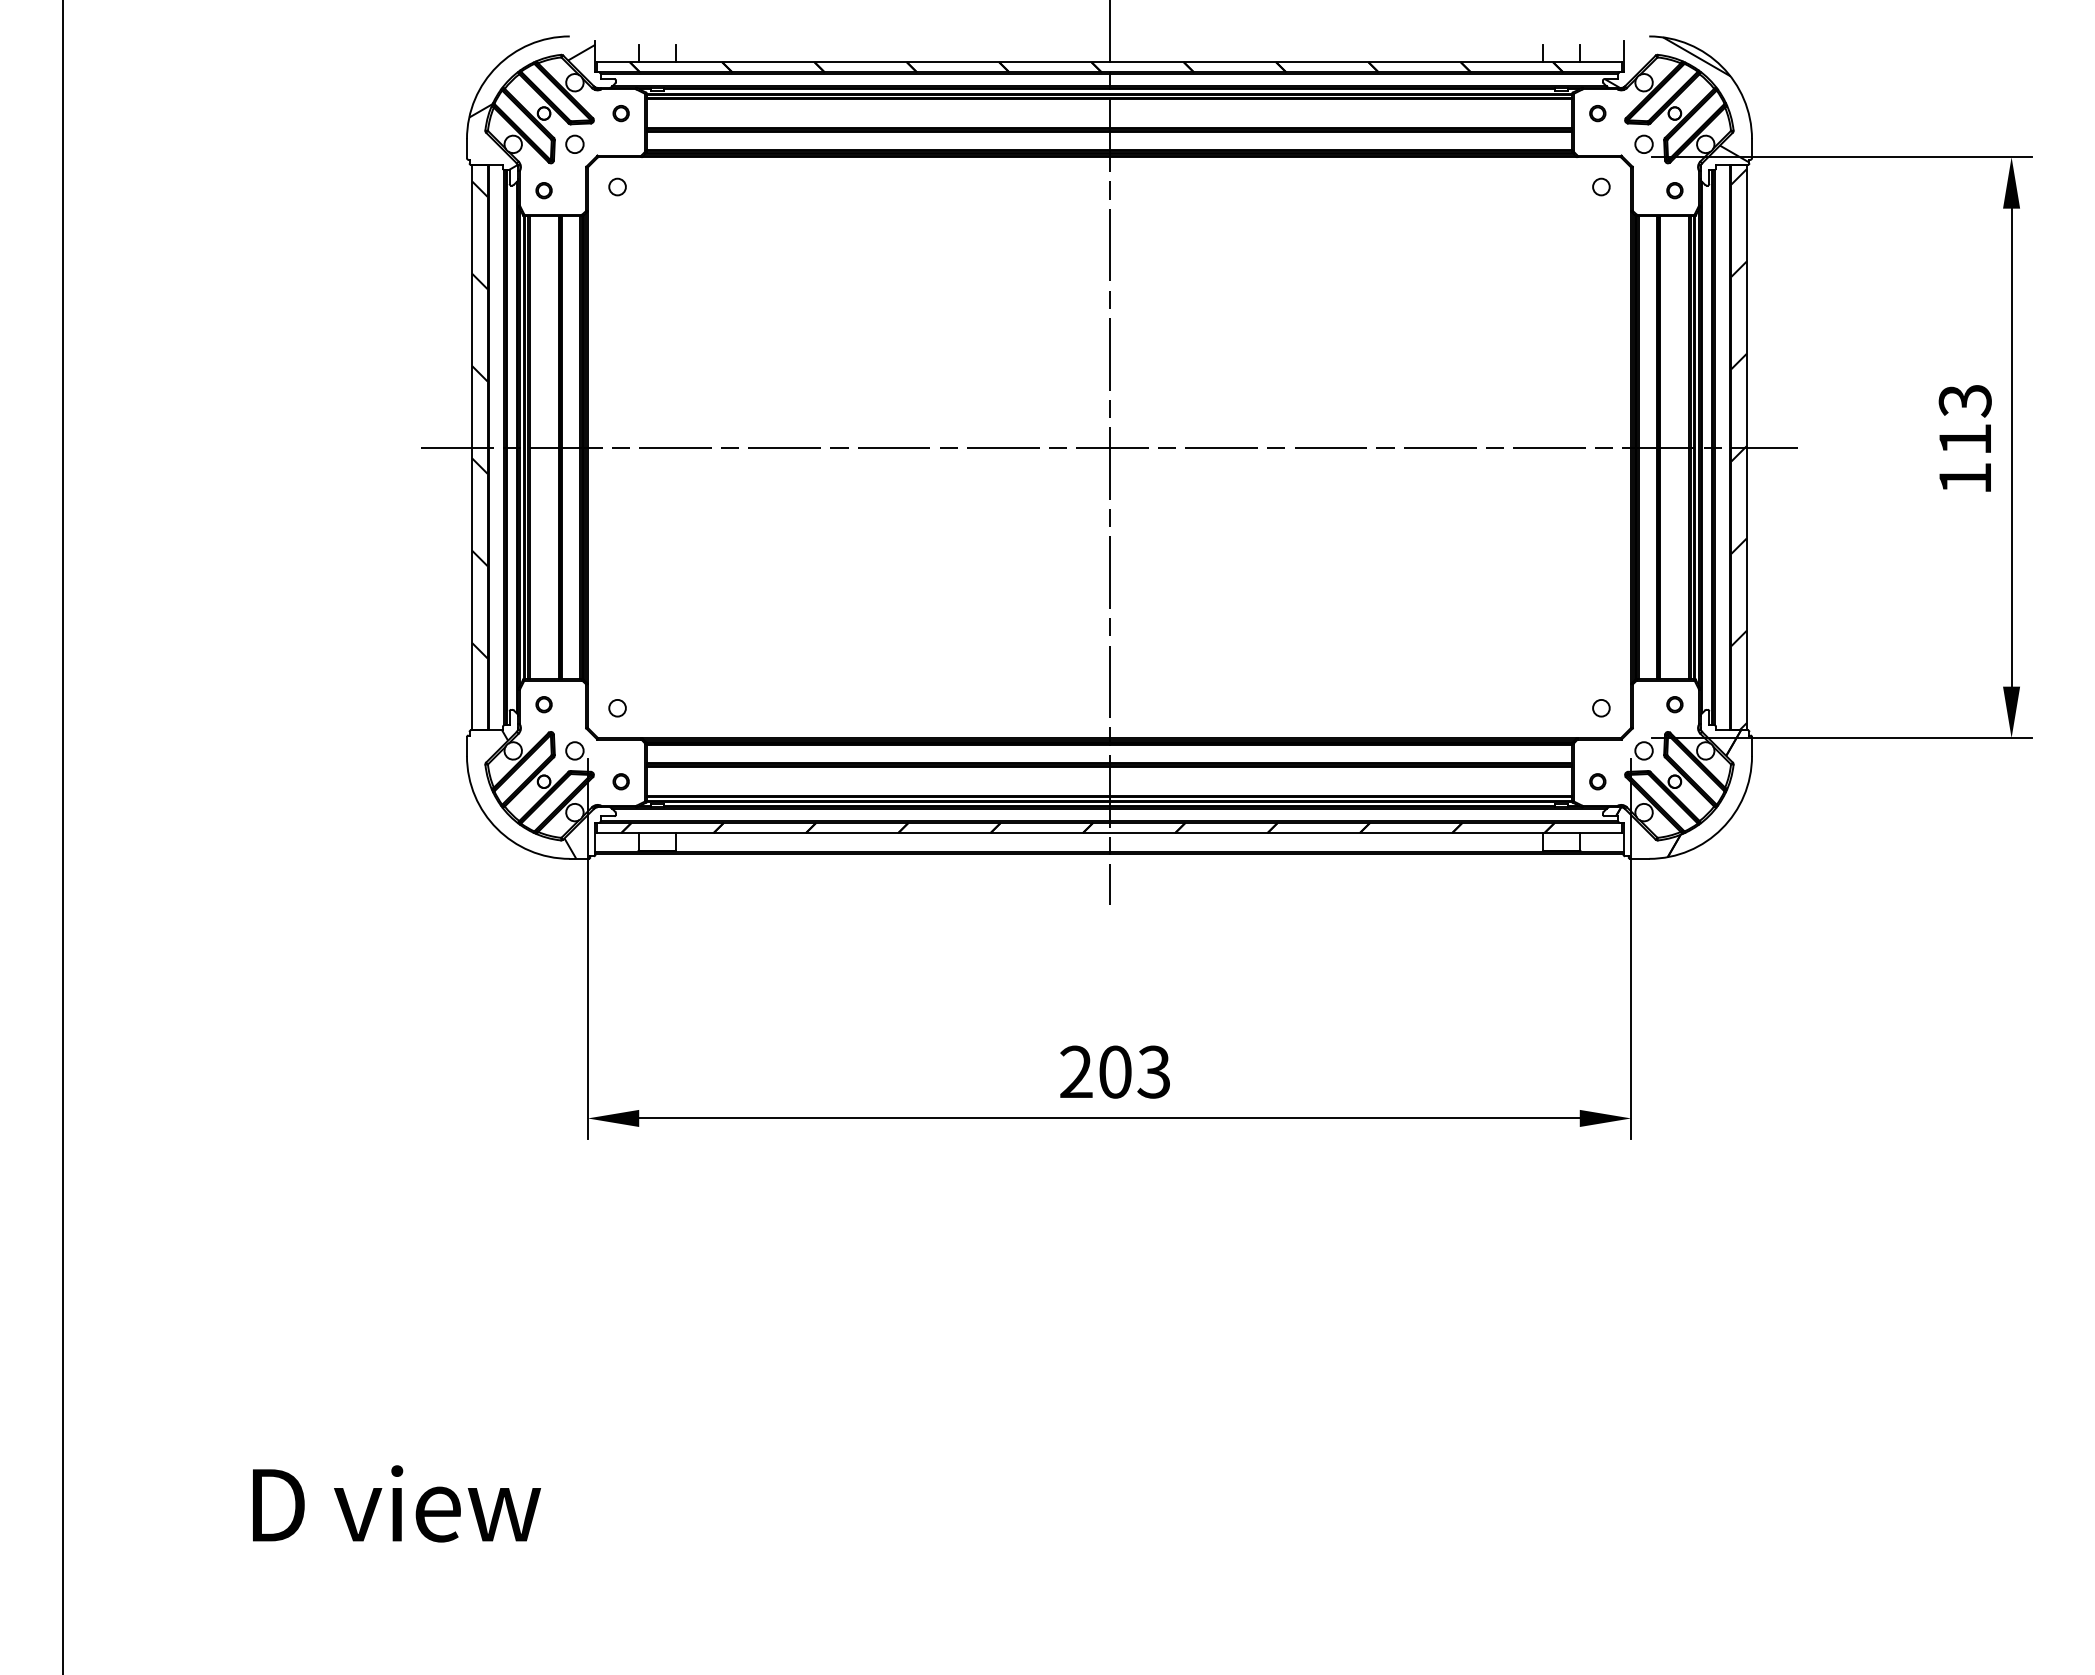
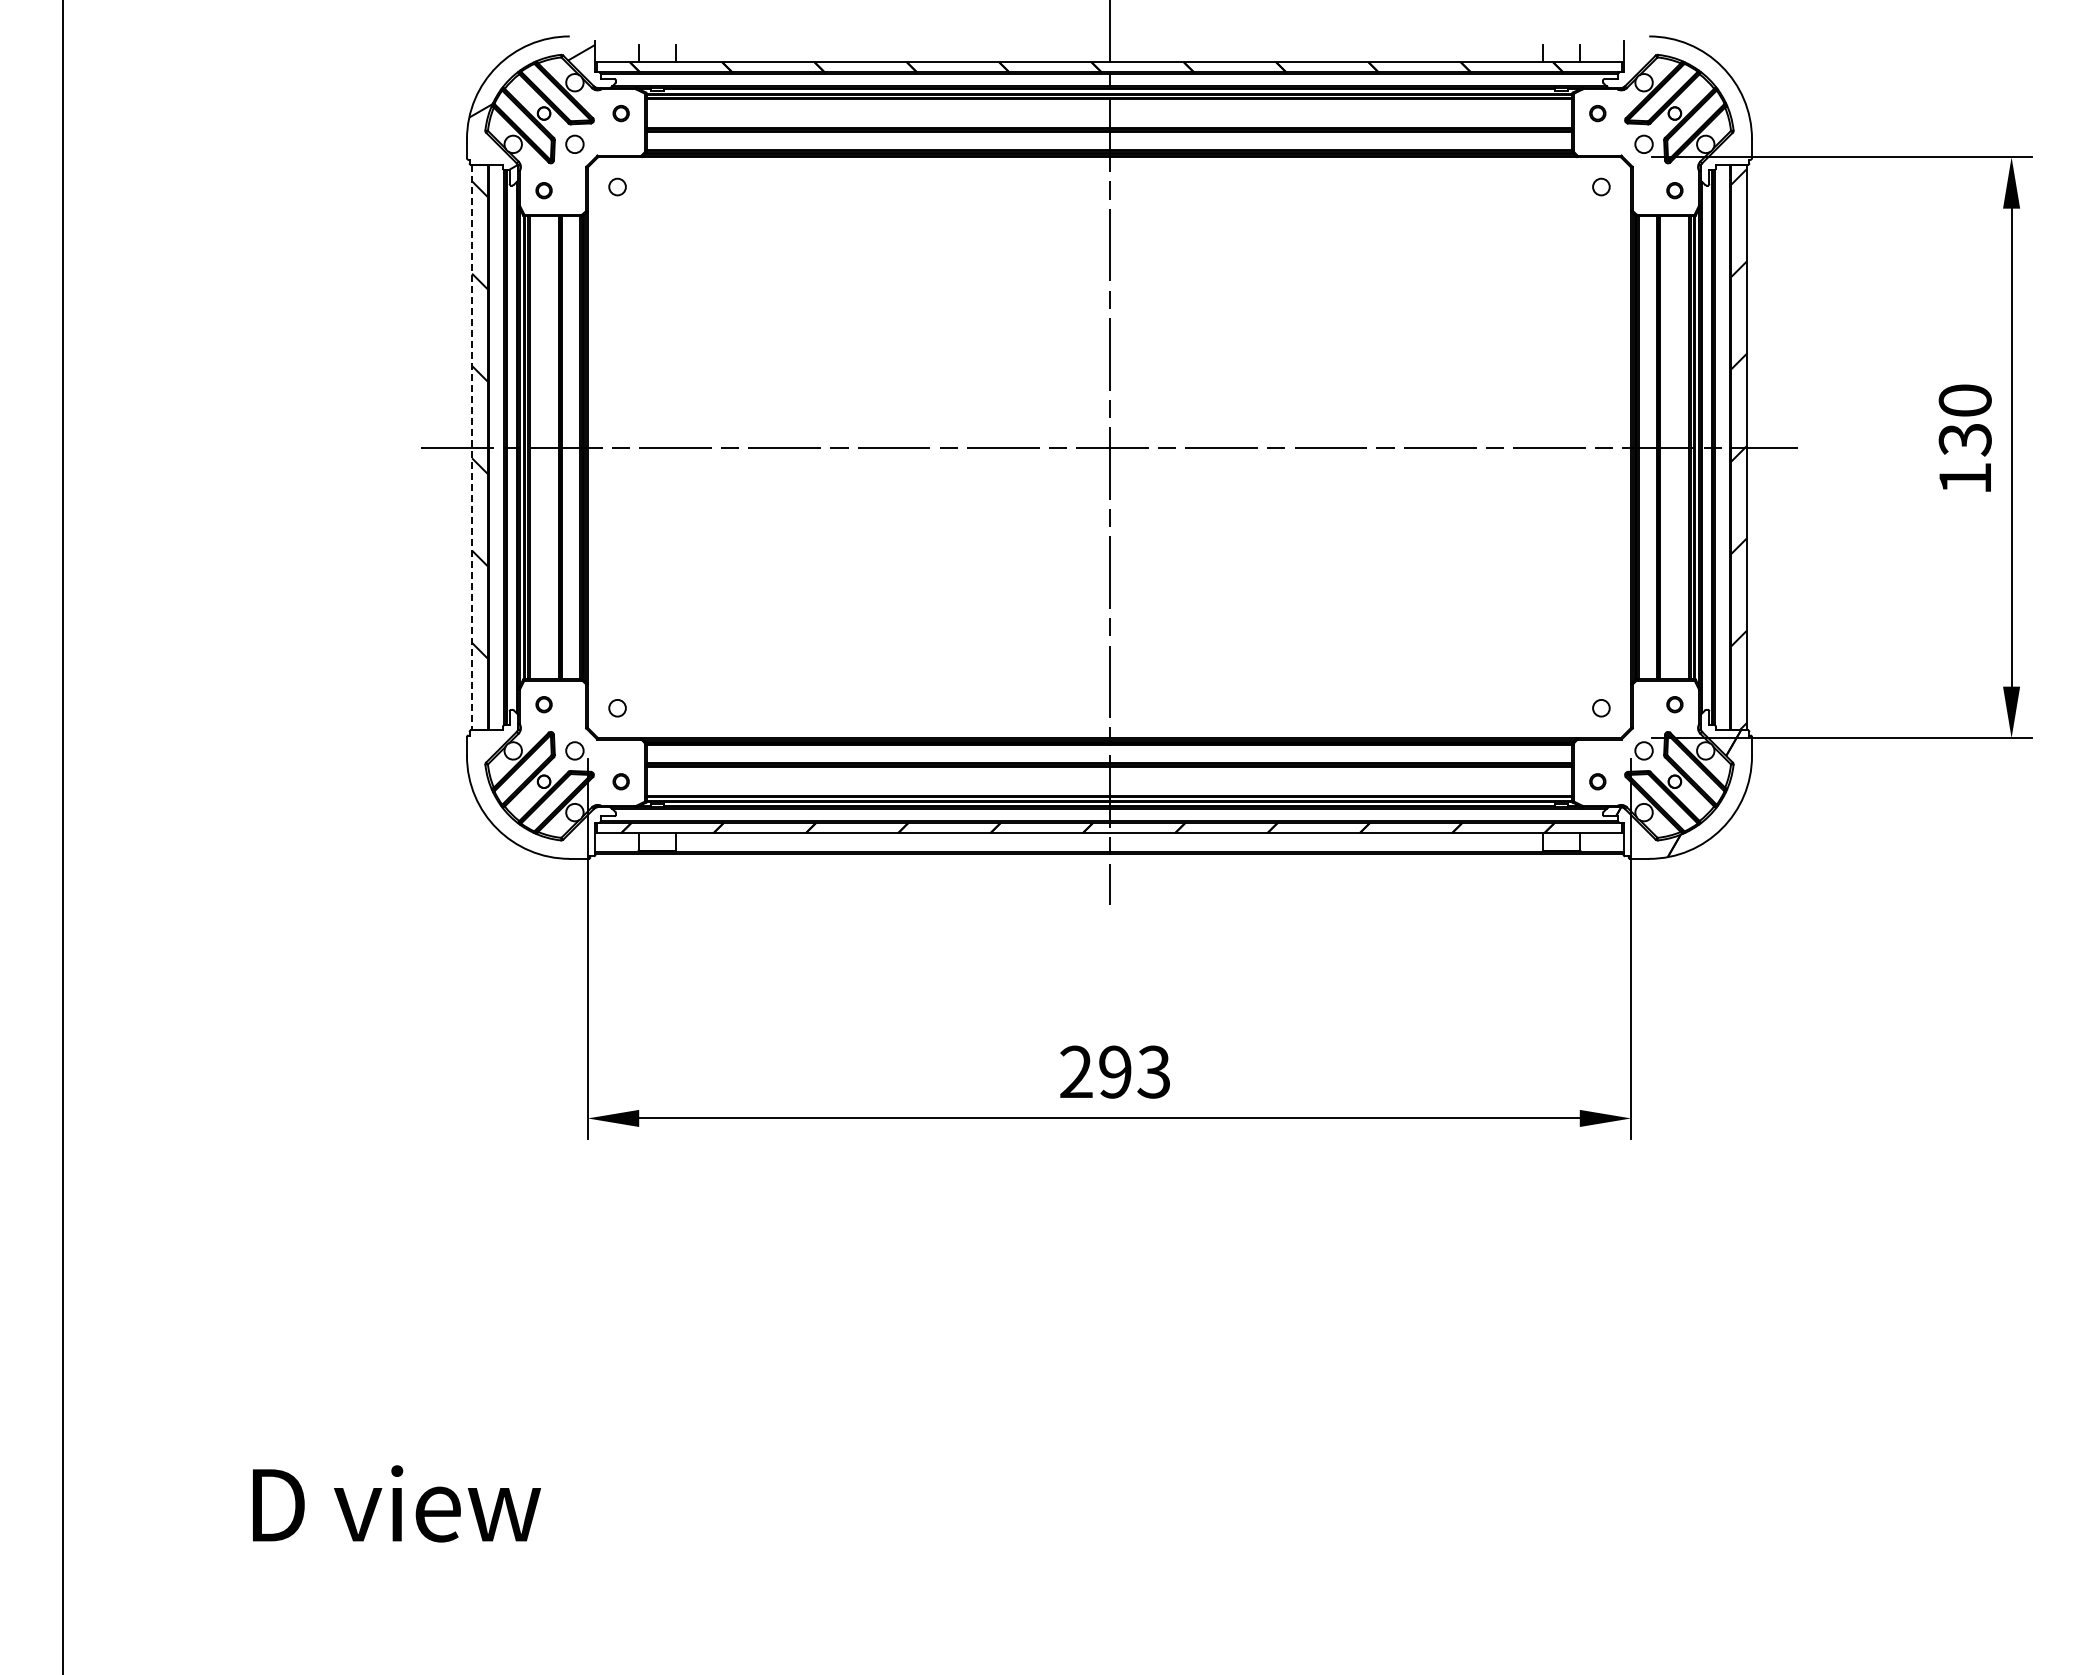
hatch: present -> none (1676, 99)
text: 113 -> 130 (1964, 420)
line: solid -> dashed (472, 447)
hatch: present -> none (539, 794)
text: 203 -> 293 (1115, 1071)
